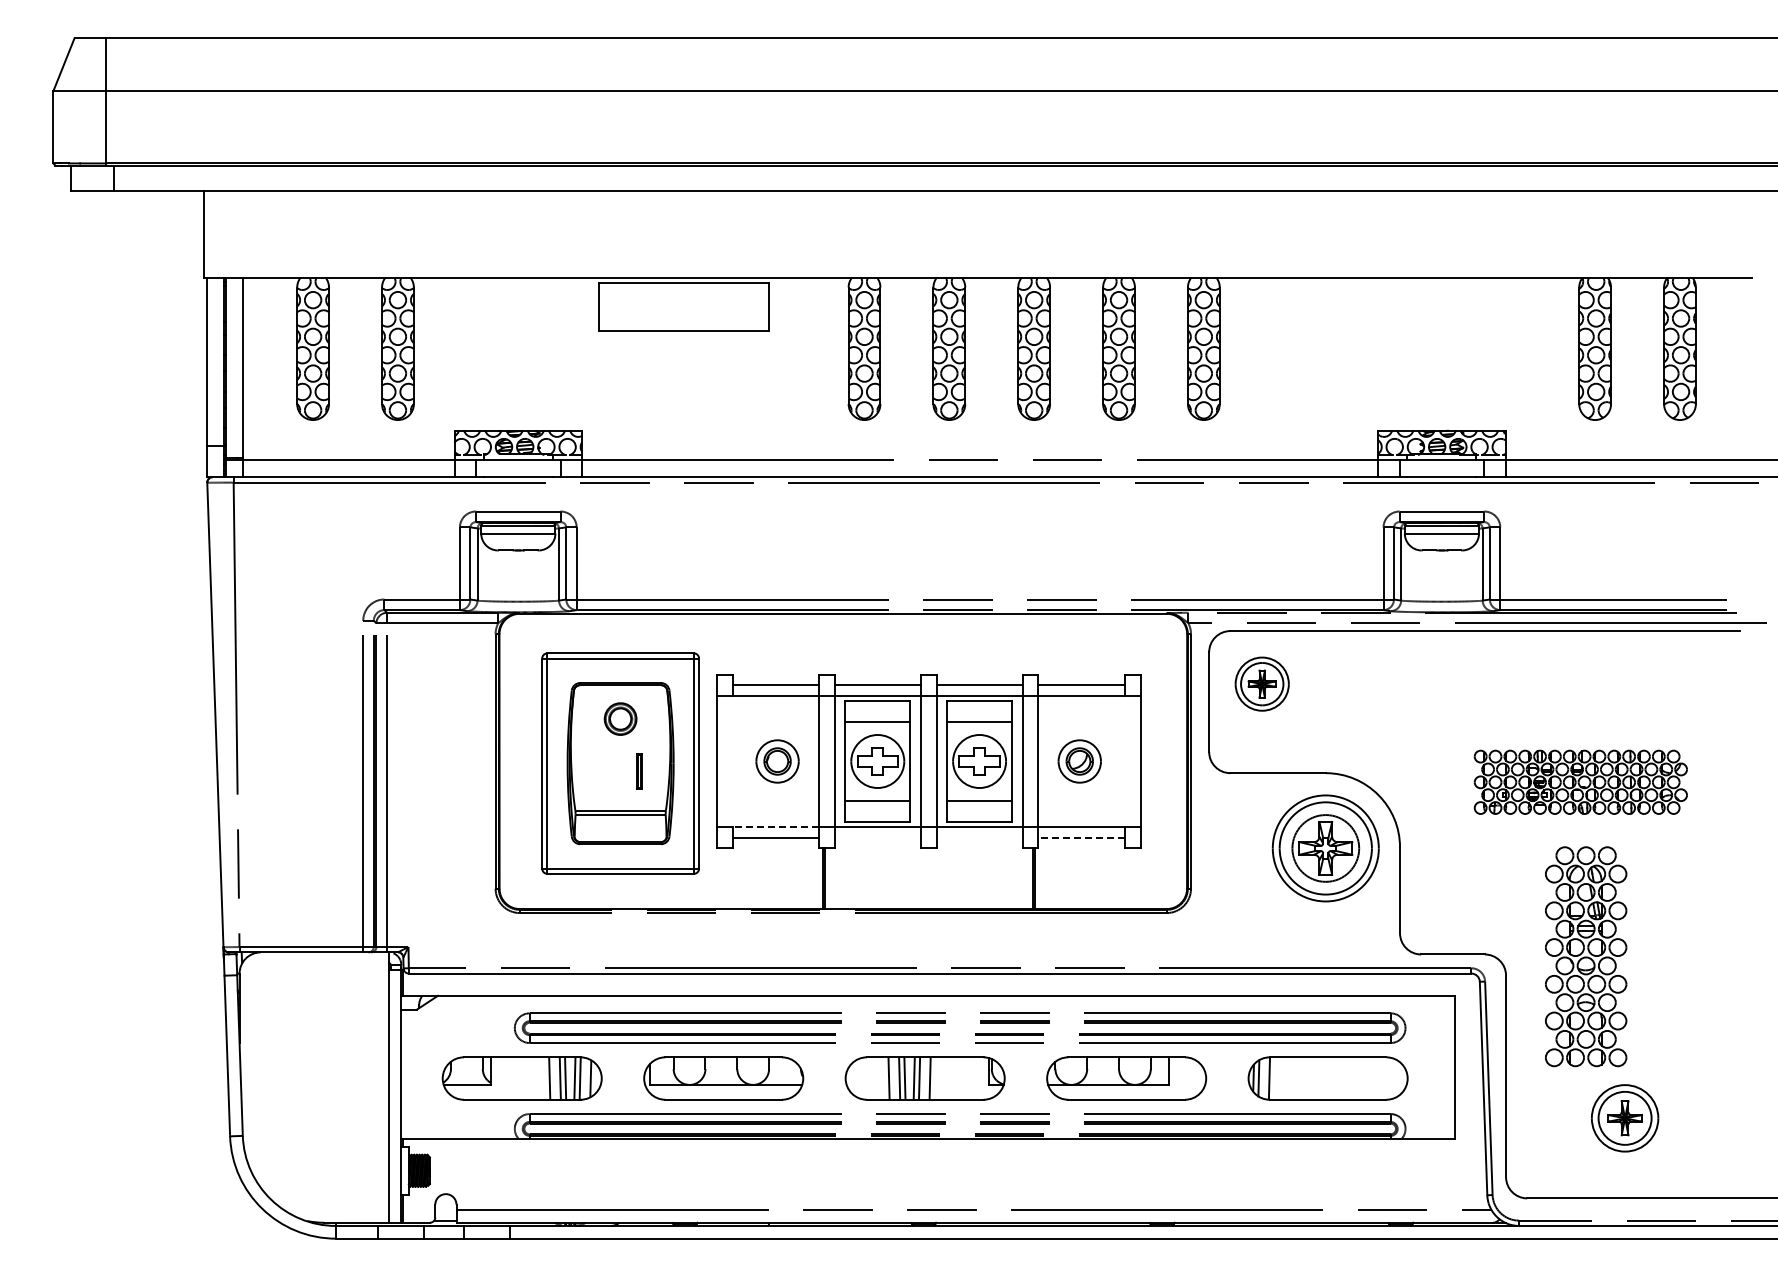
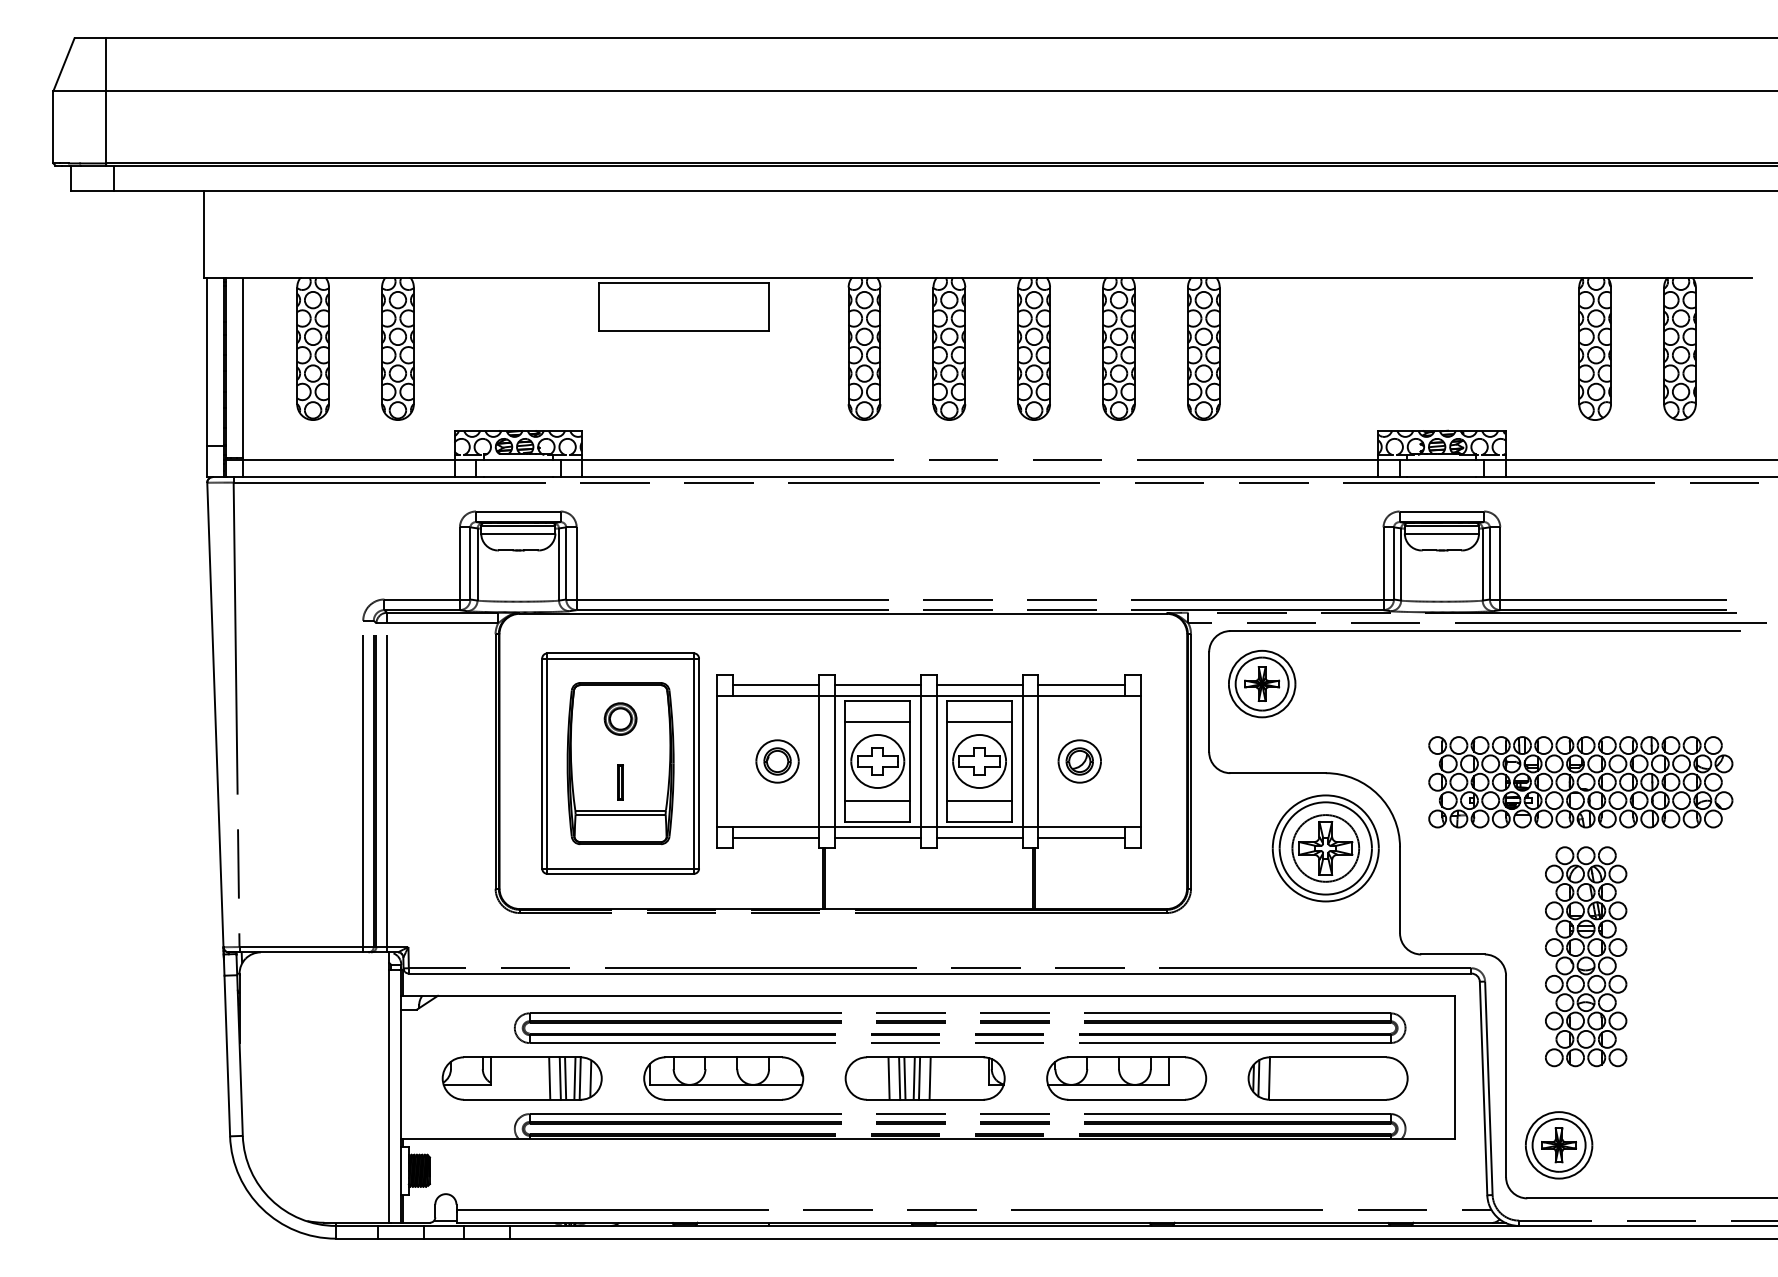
part size: 56x56 px -> 69x69 px (1262, 684)
part position: (639, 771) -> (620, 782) (620, 782)
part size: 215x66 px -> 306x93 px (1580, 782)
line: dashed -> solid (775, 827)
line: none -> present (877, 837)
line: none -> present (979, 837)
line: dashed -> solid (1081, 837)
part position: (1625, 1118) -> (1559, 1145) (1559, 1145)
